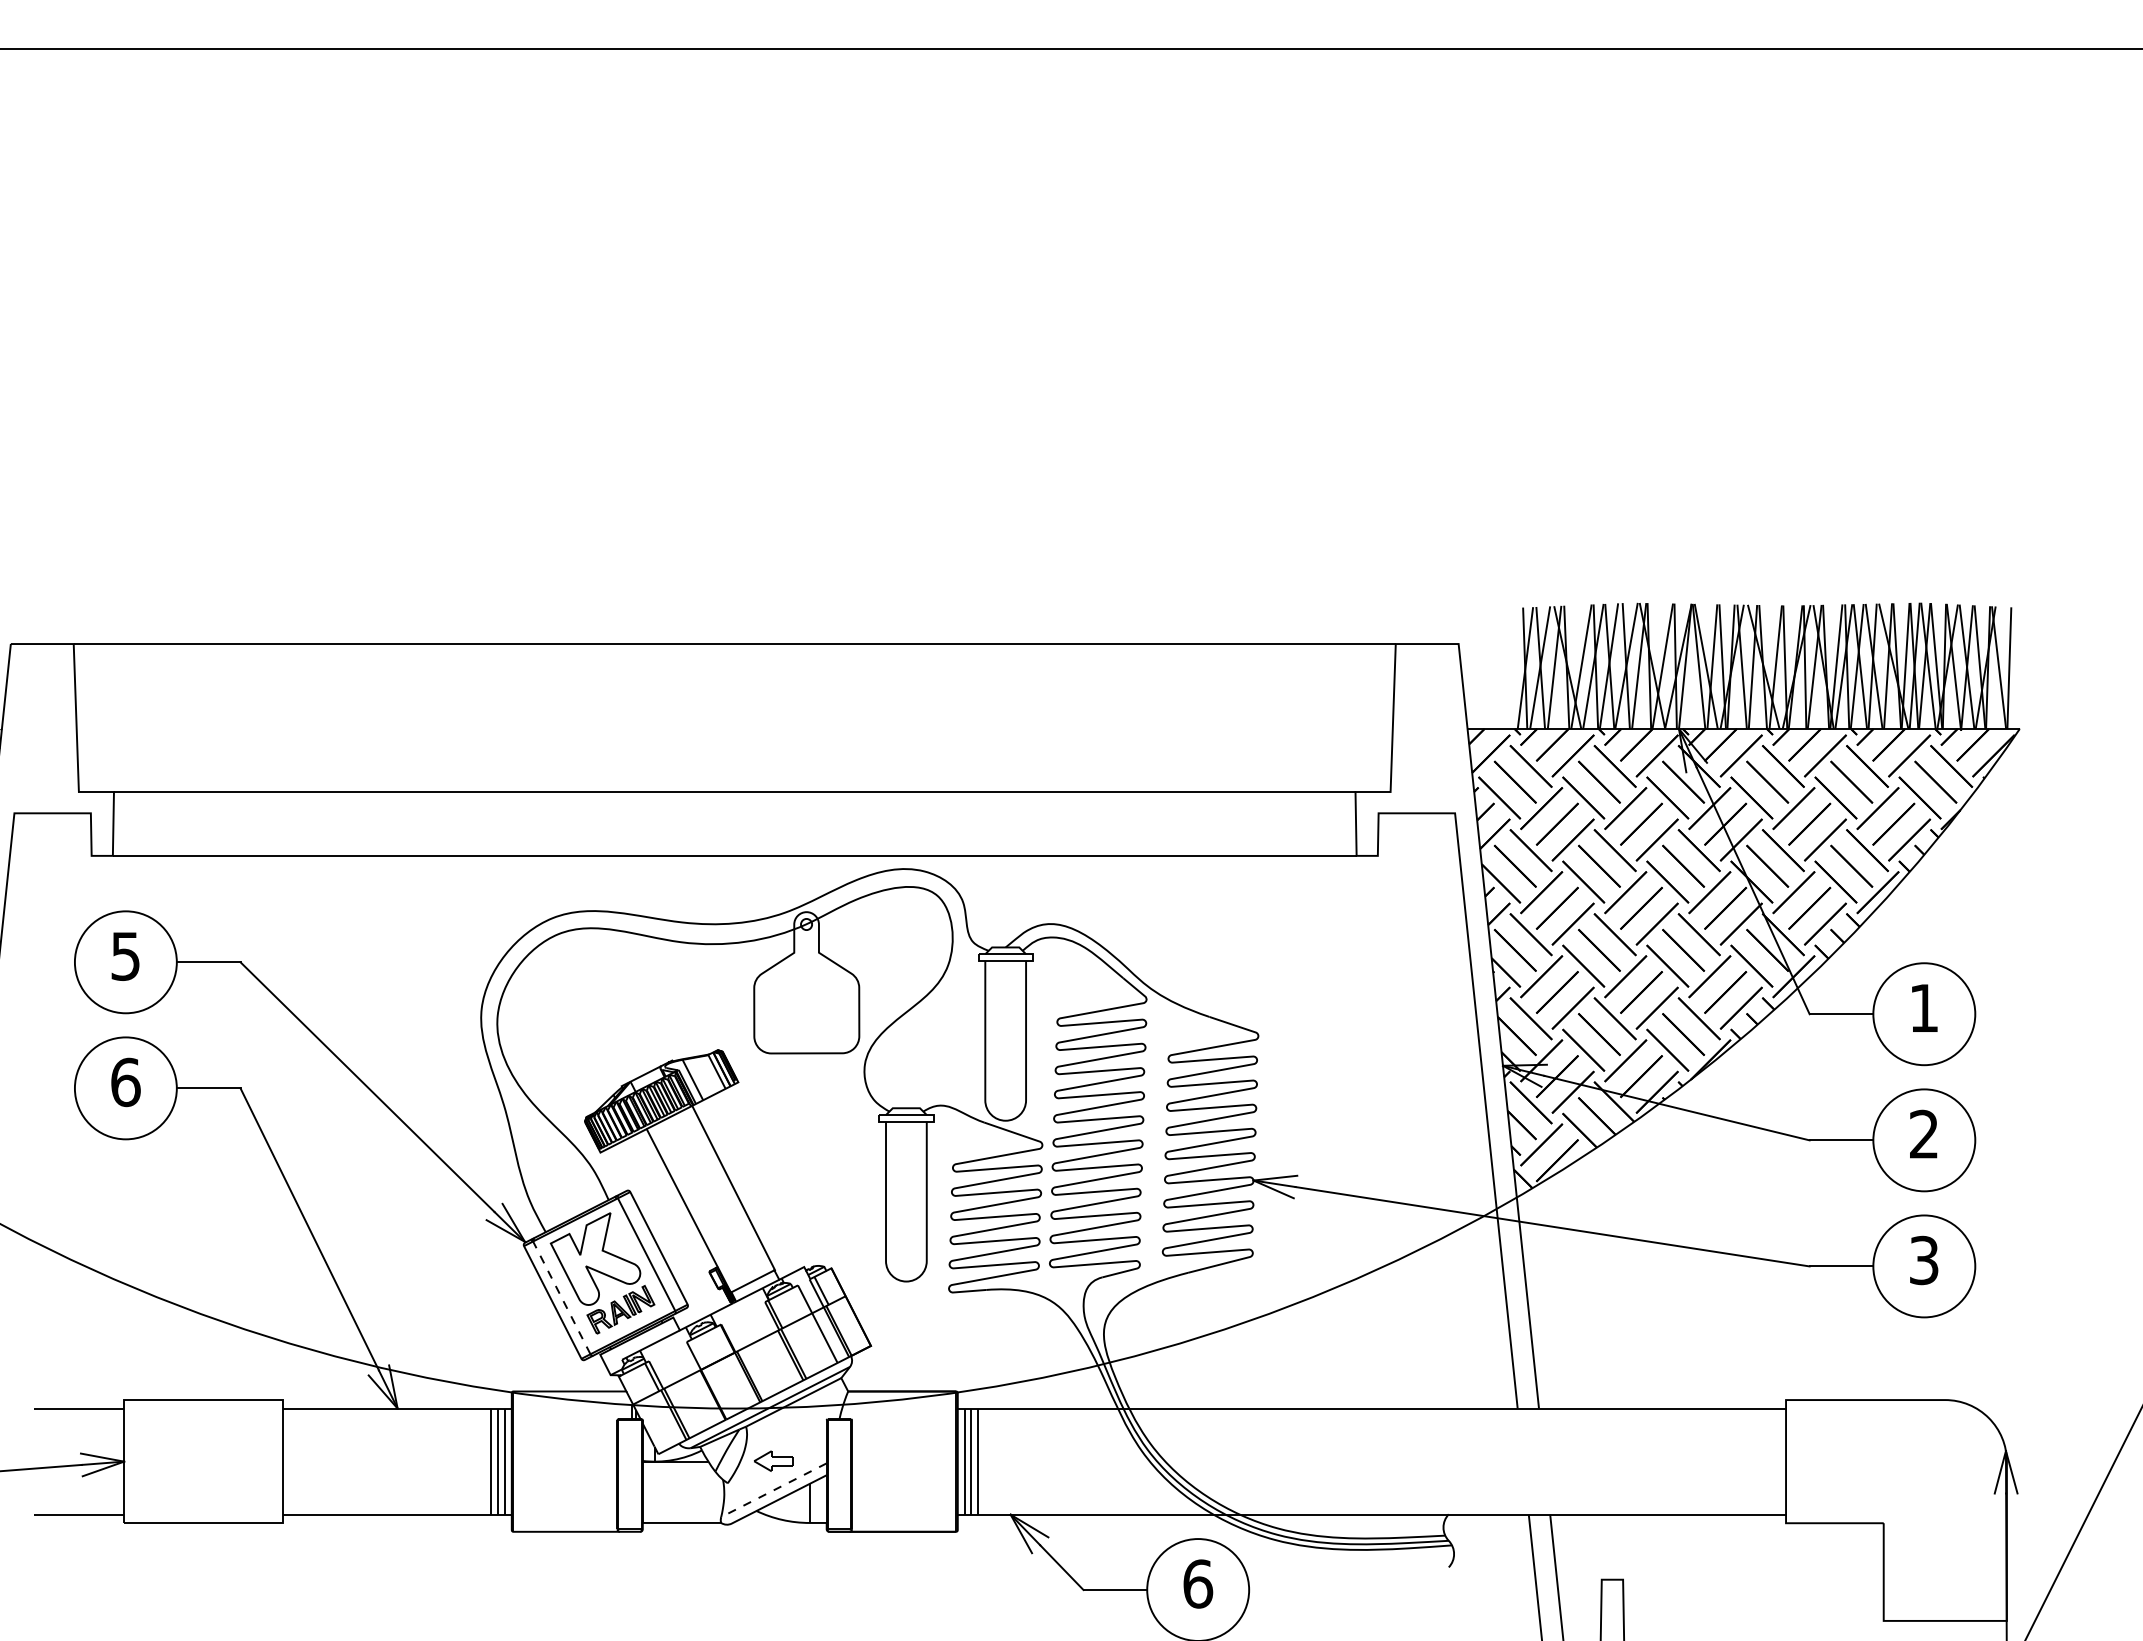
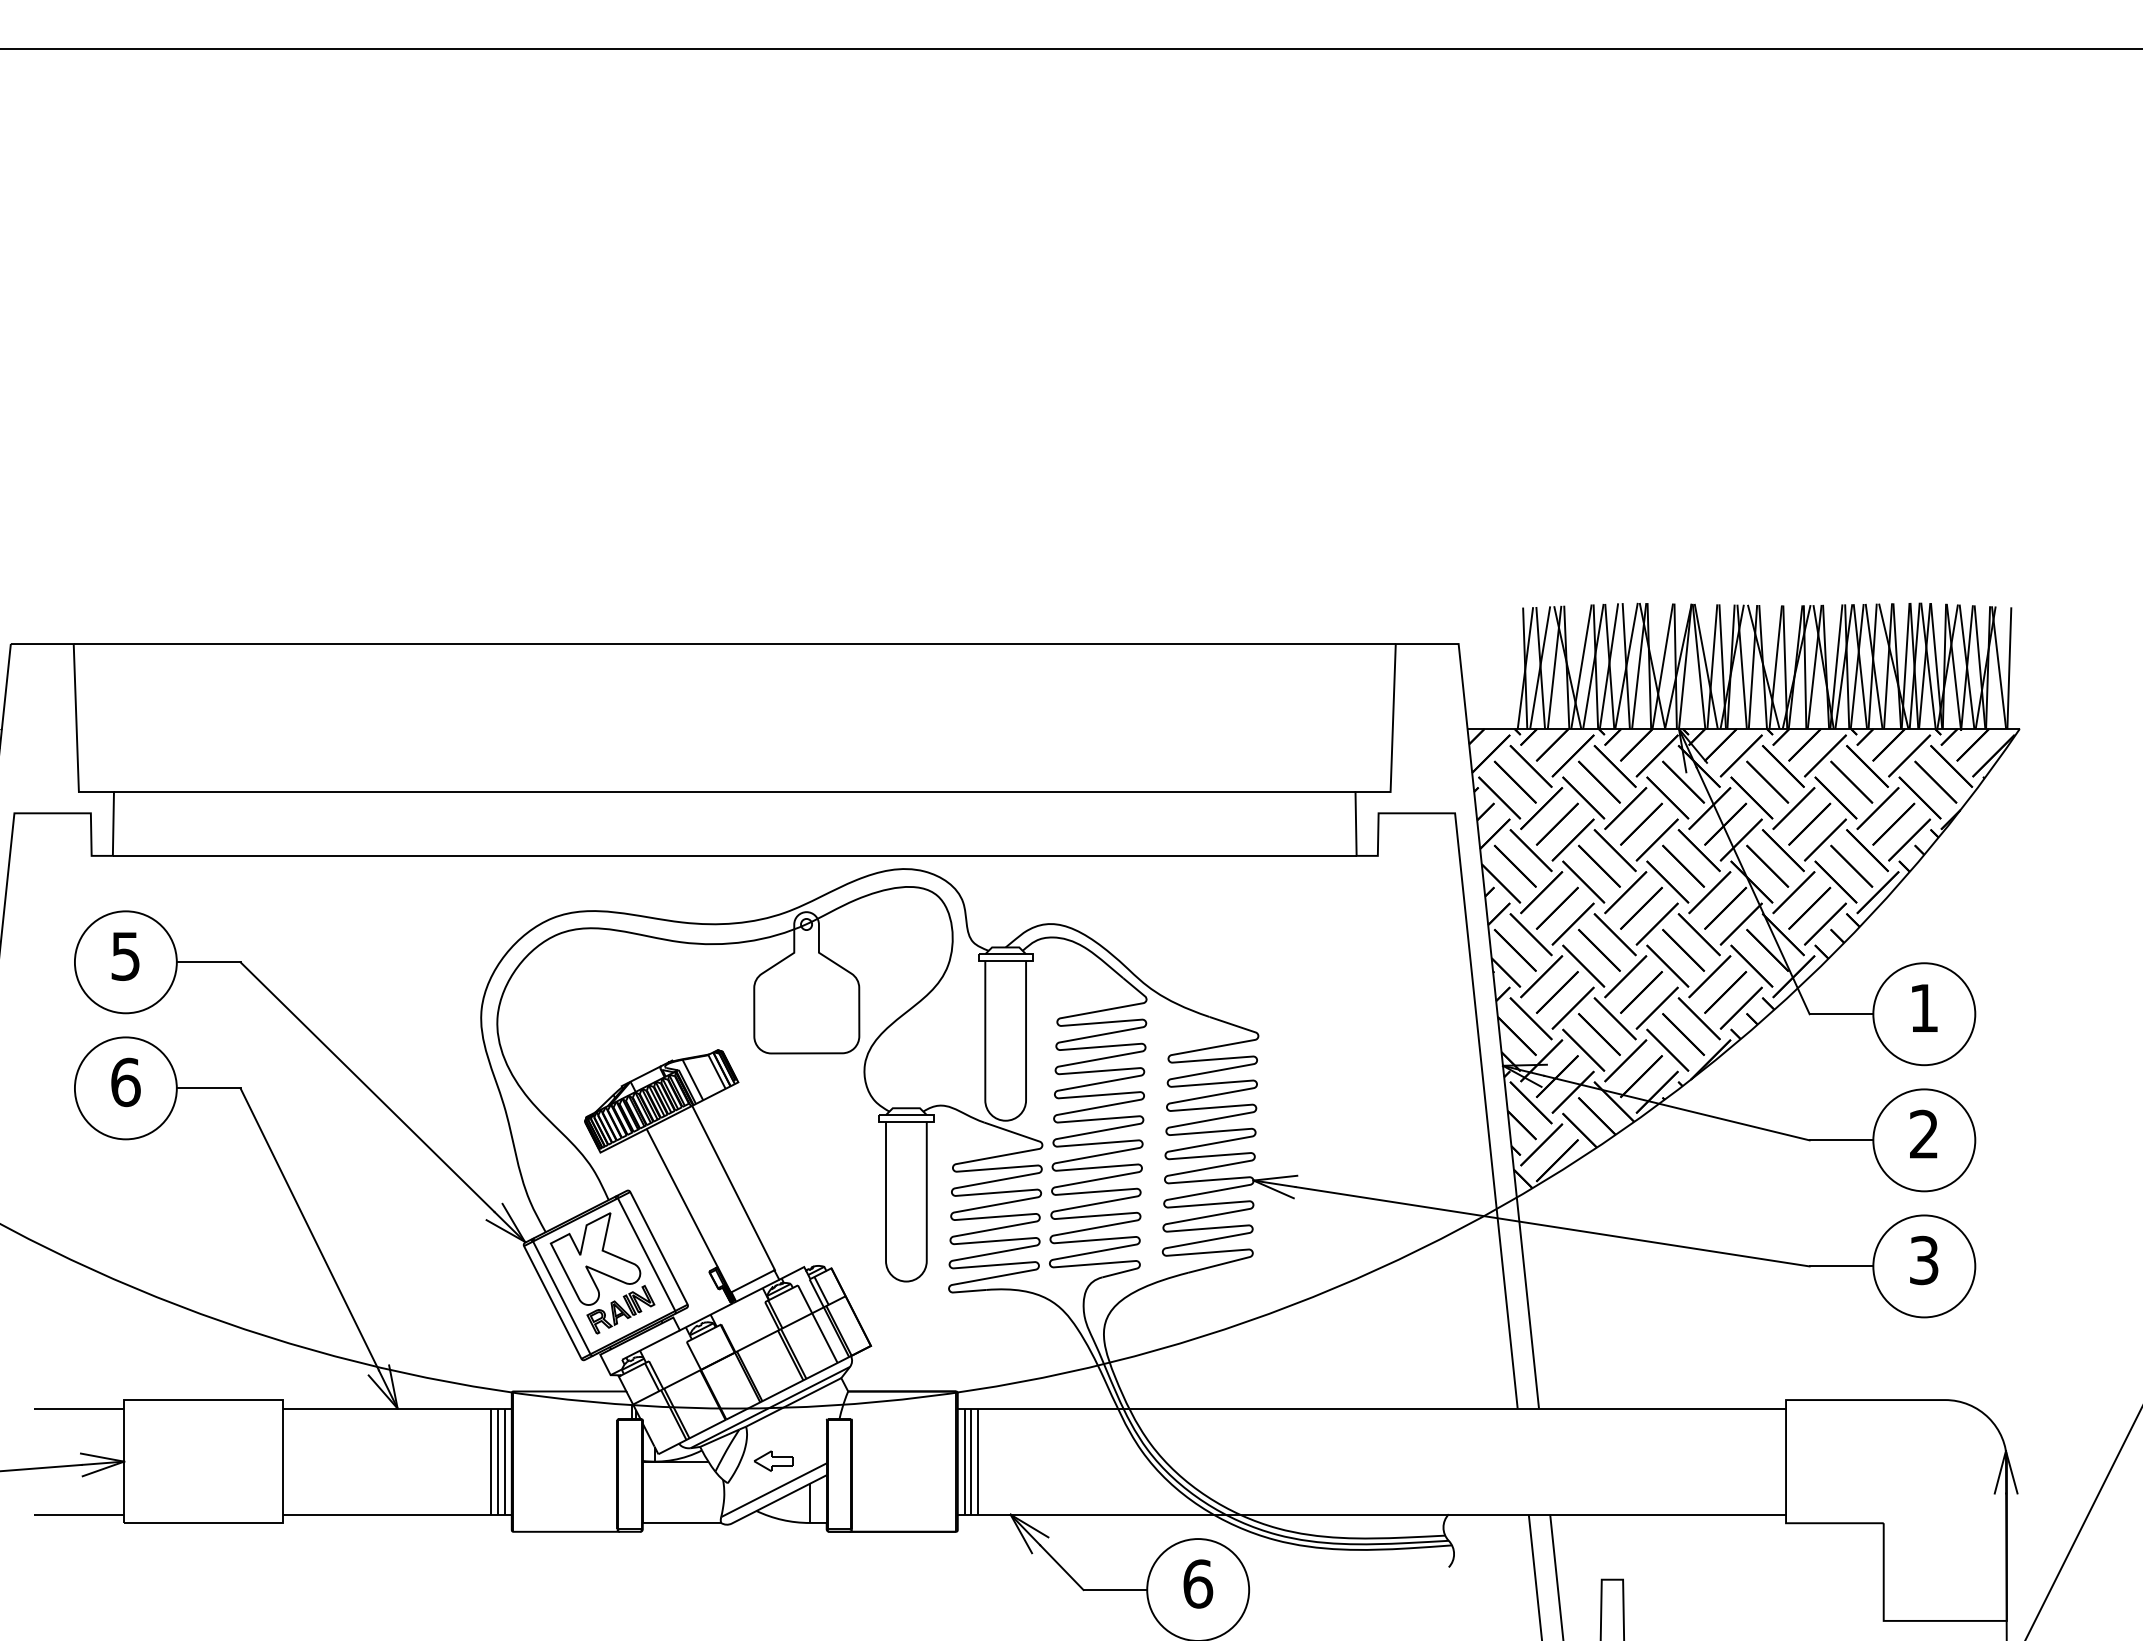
line: dashed -> solid (561, 1297)
line: dashed -> solid (773, 1490)
